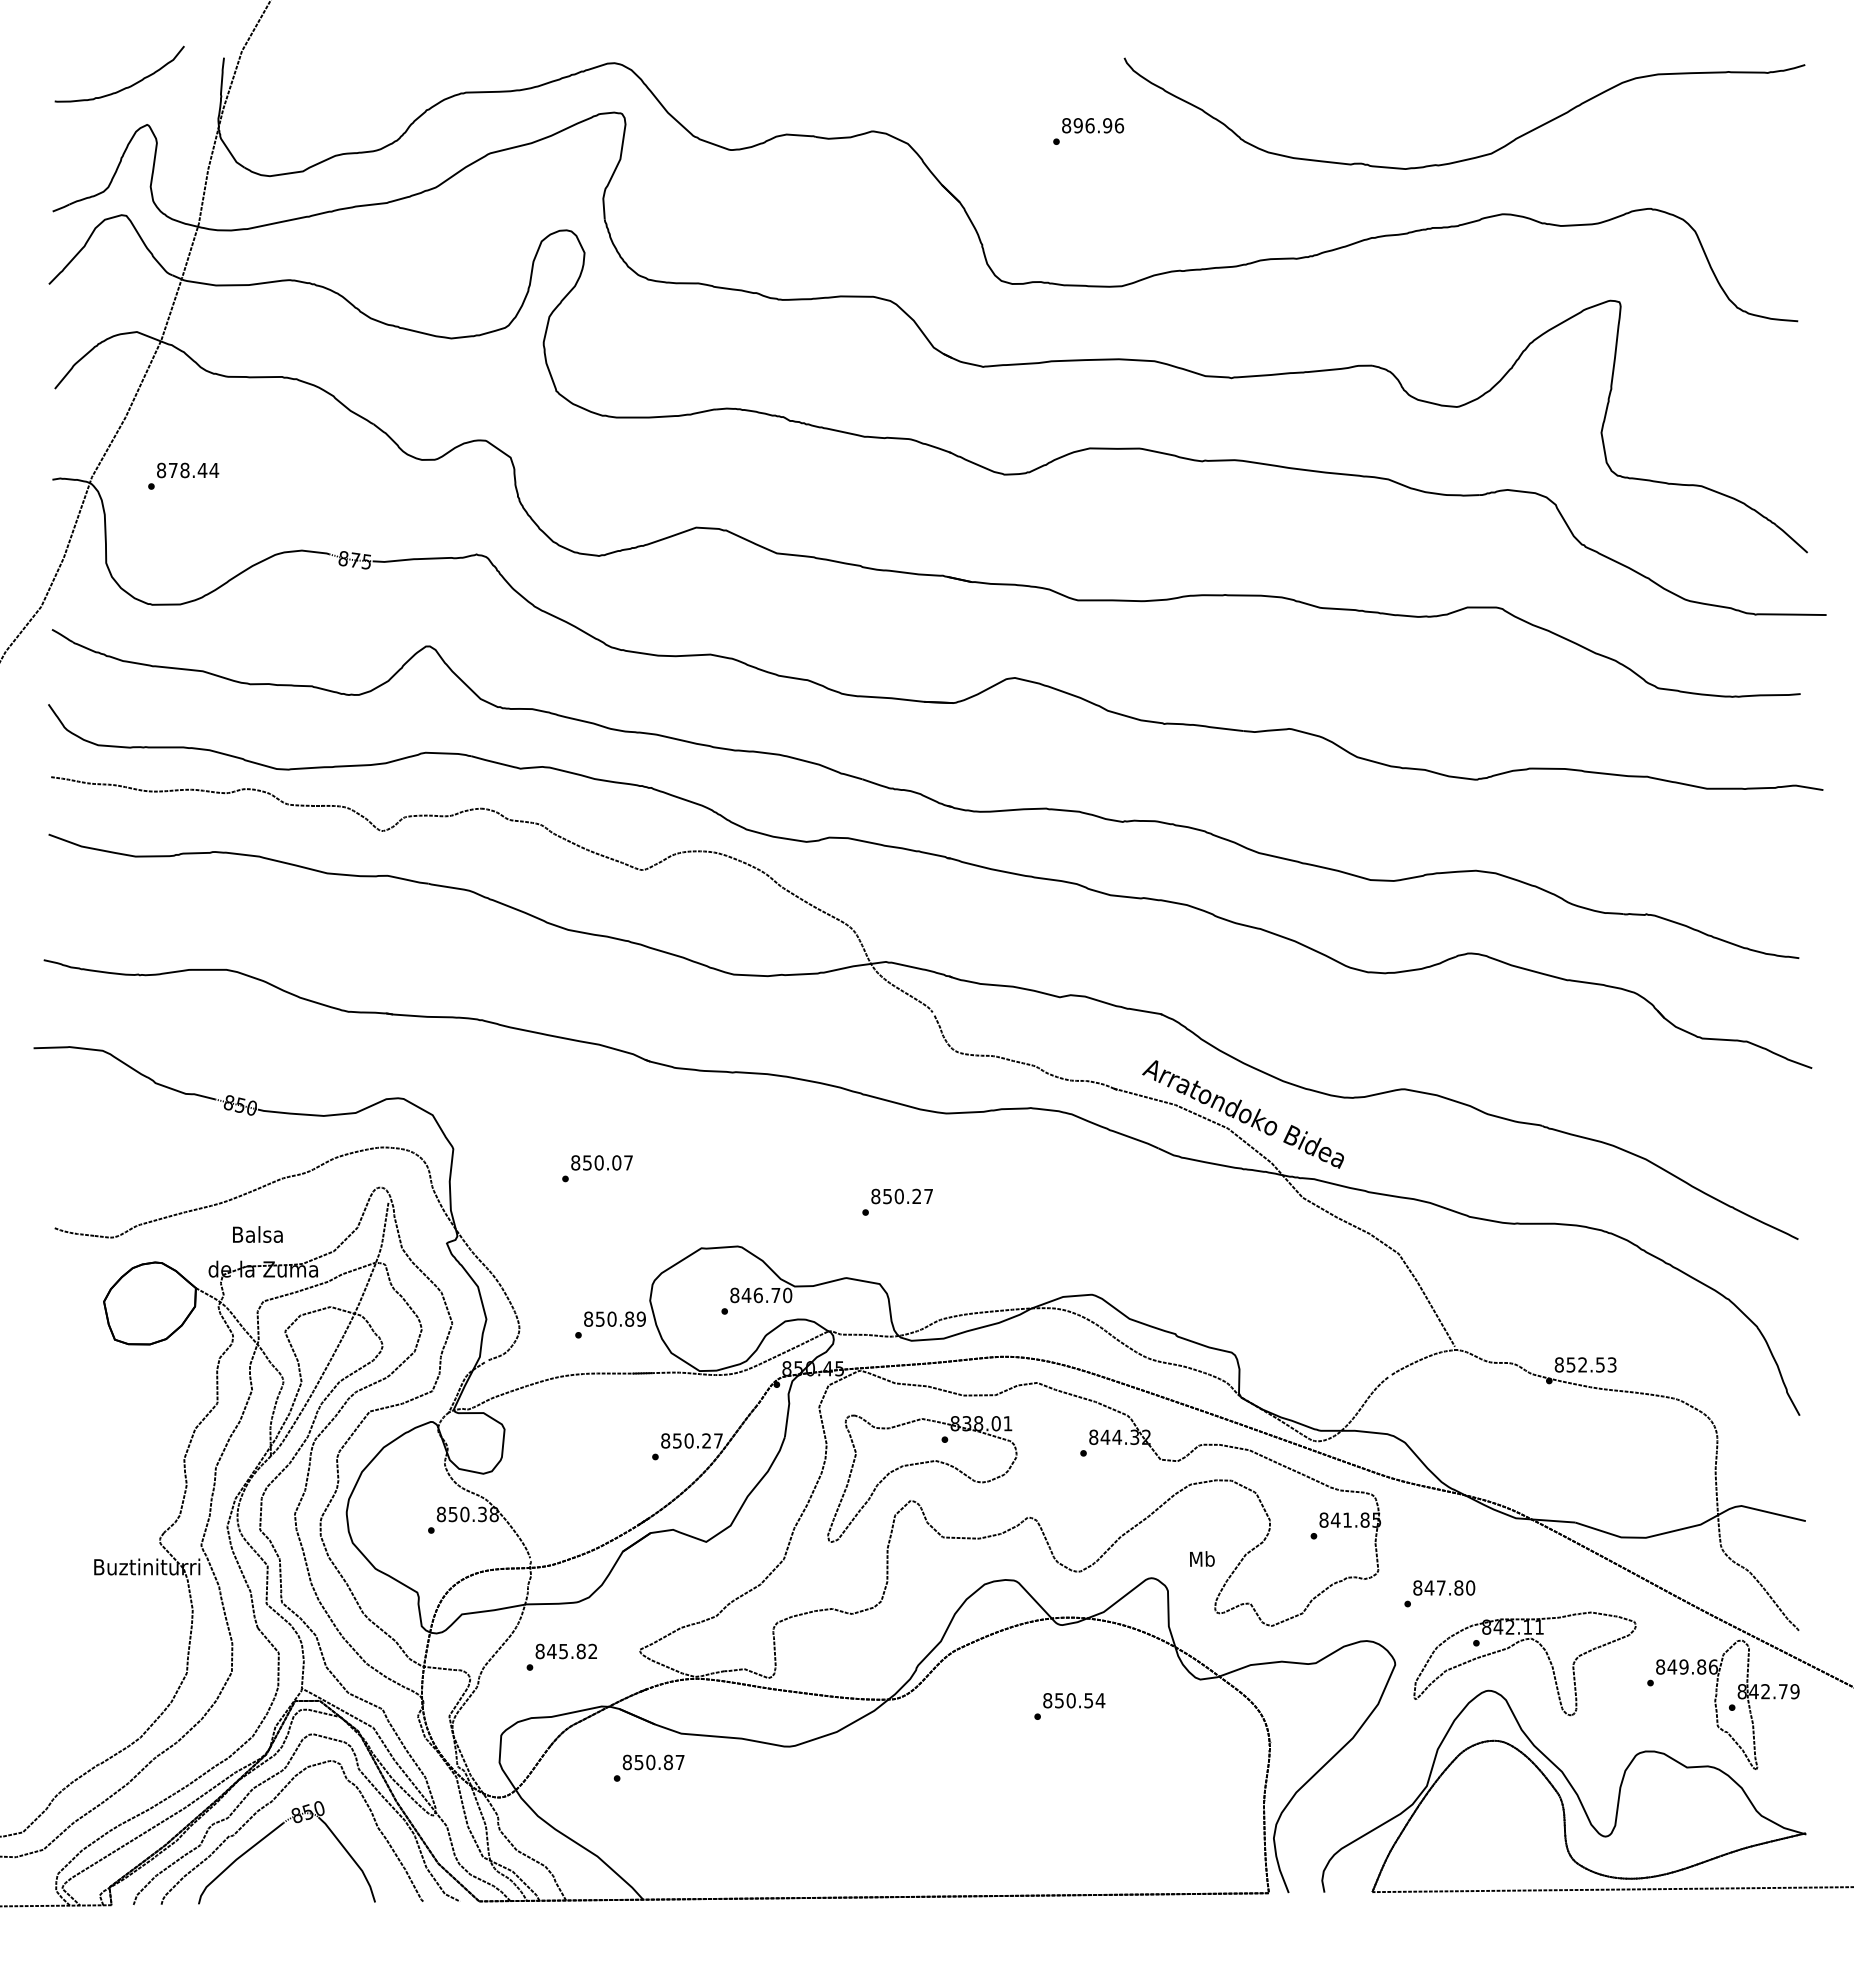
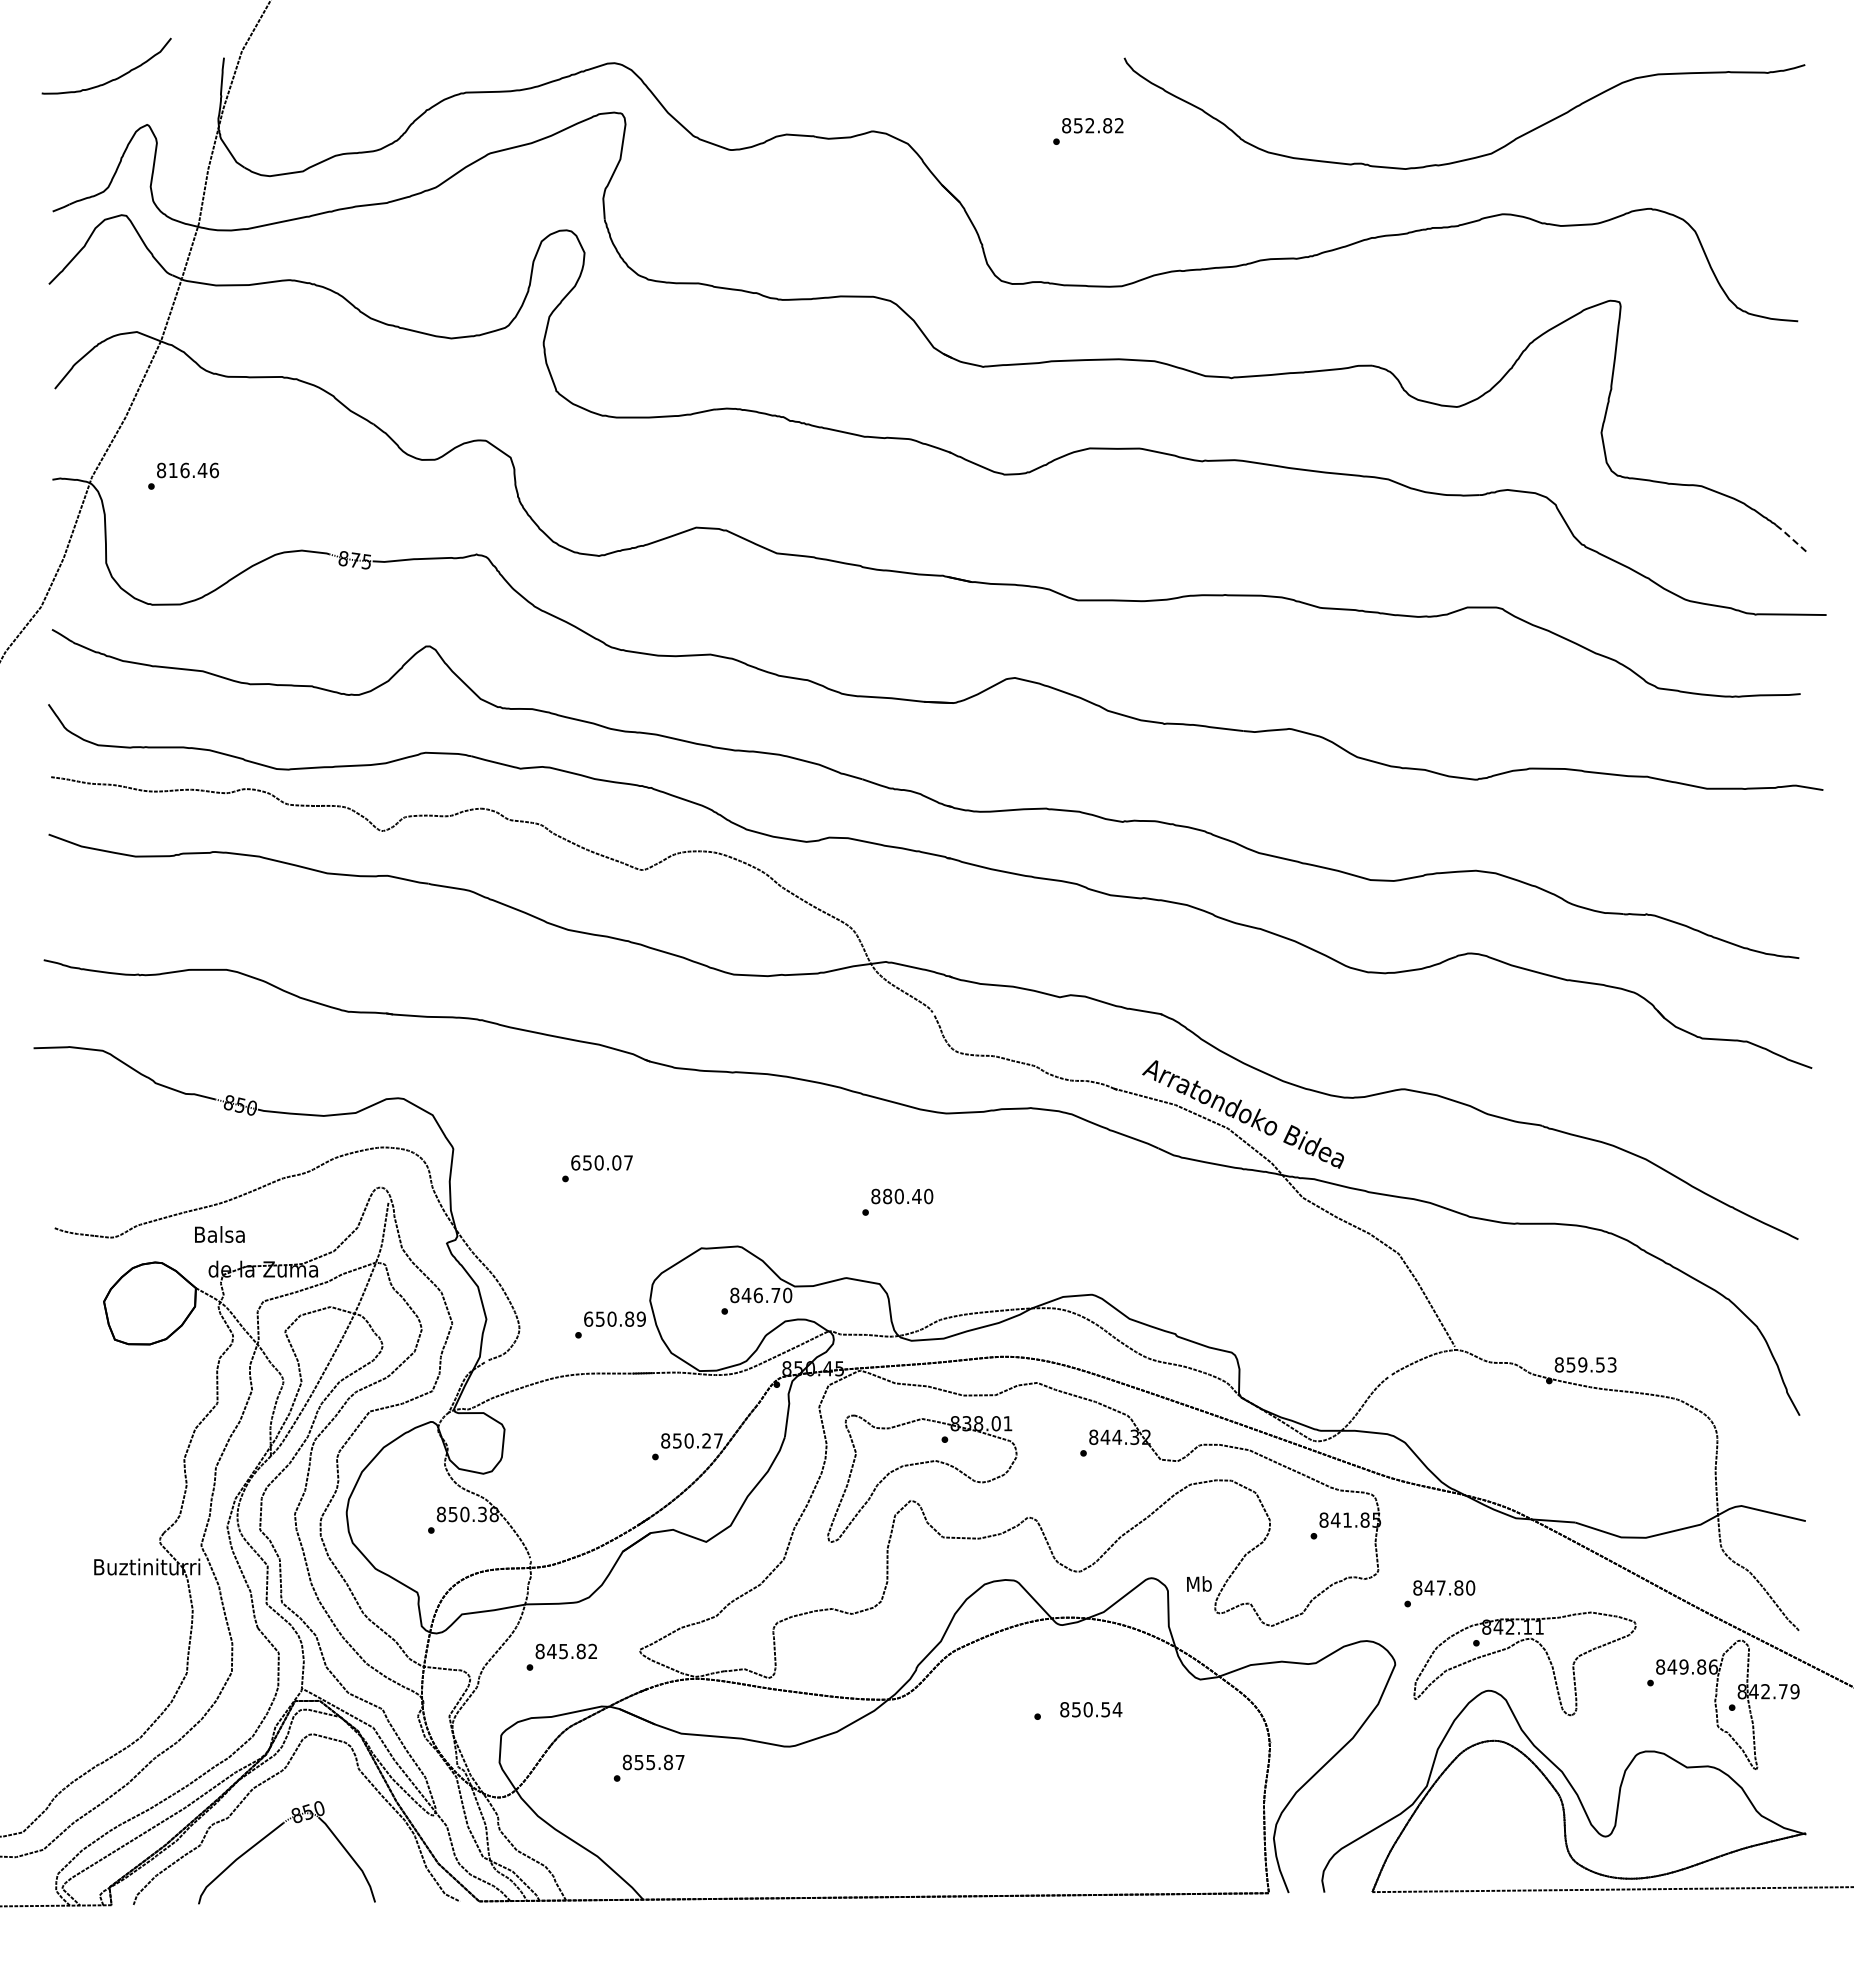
curve position: (124, 87) -> (111, 79) (111, 79)
text: 896.96 -> 852.82 (1098, 125)
text: 878.44 -> 816.46 (194, 470)
line: solid -> dashed (1791, 538)
text: 850.07 -> 650.07 (575, 1162)
text: 850.27 -> 880.40 (908, 1196)
text position: (257, 1234) -> (219, 1234) (219, 1234)
text: 850.89 -> 650.89 (588, 1318)
text: 852.53 -> 859.53 (1582, 1364)
text position: (1202, 1558) -> (1199, 1583) (1199, 1583)
text position: (1074, 1700) -> (1091, 1709) (1091, 1709)
text: 850.87 -> 855.87 (650, 1762)
curve: present -> none (272, 1802)
